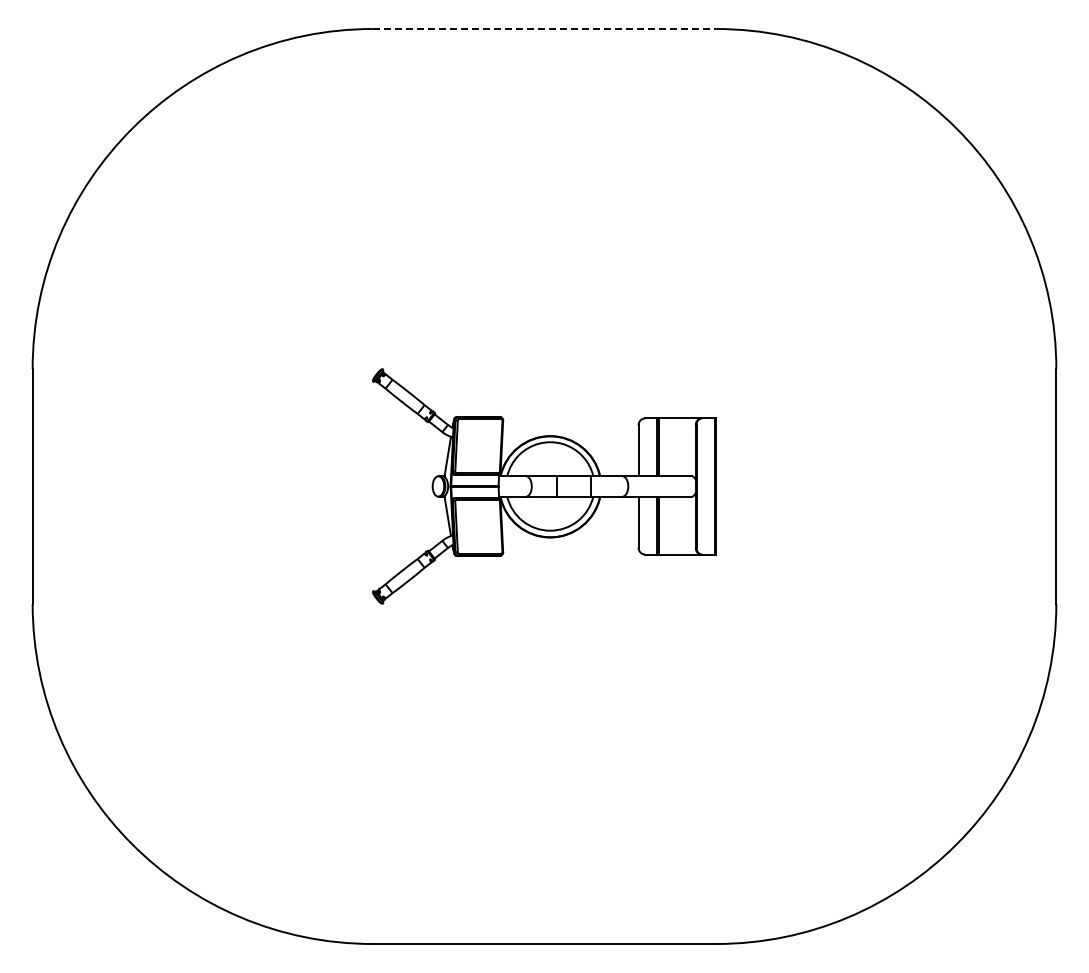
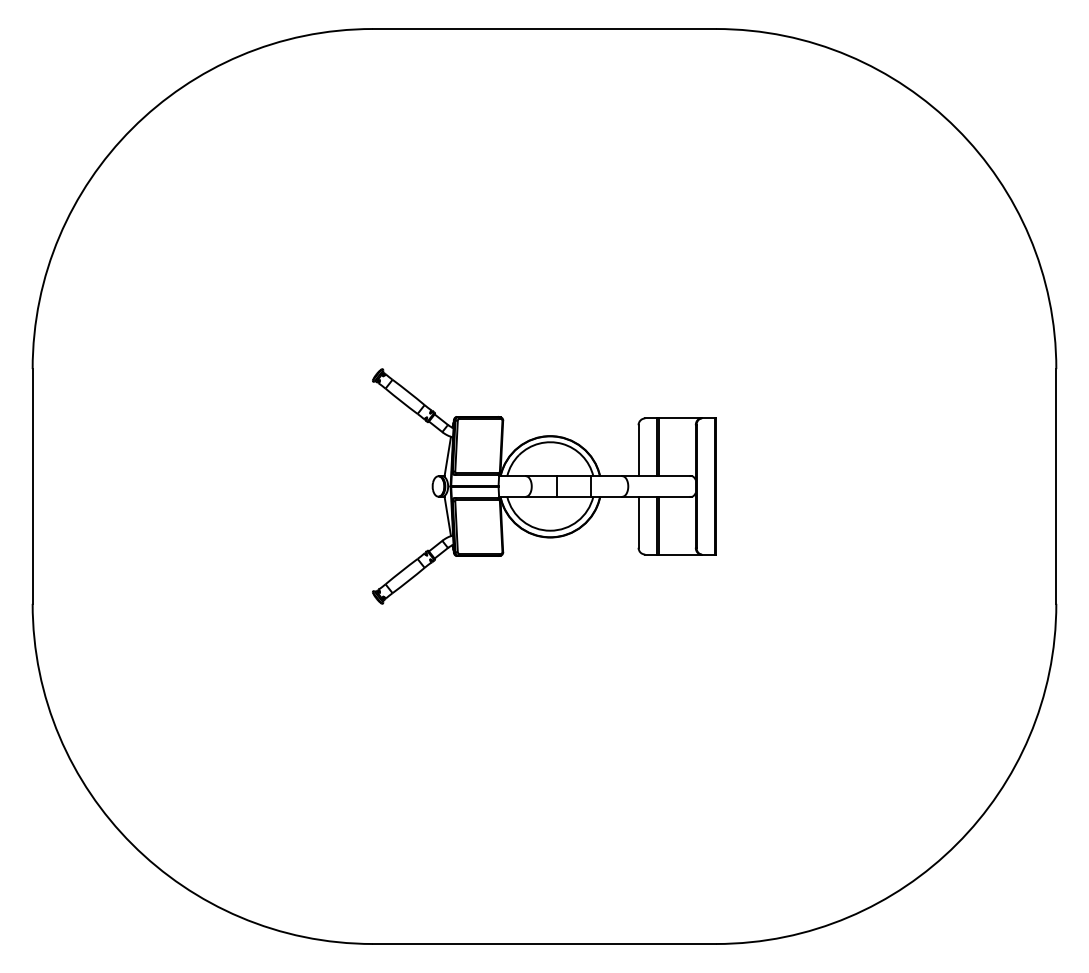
line: dashed -> solid (544, 29)
